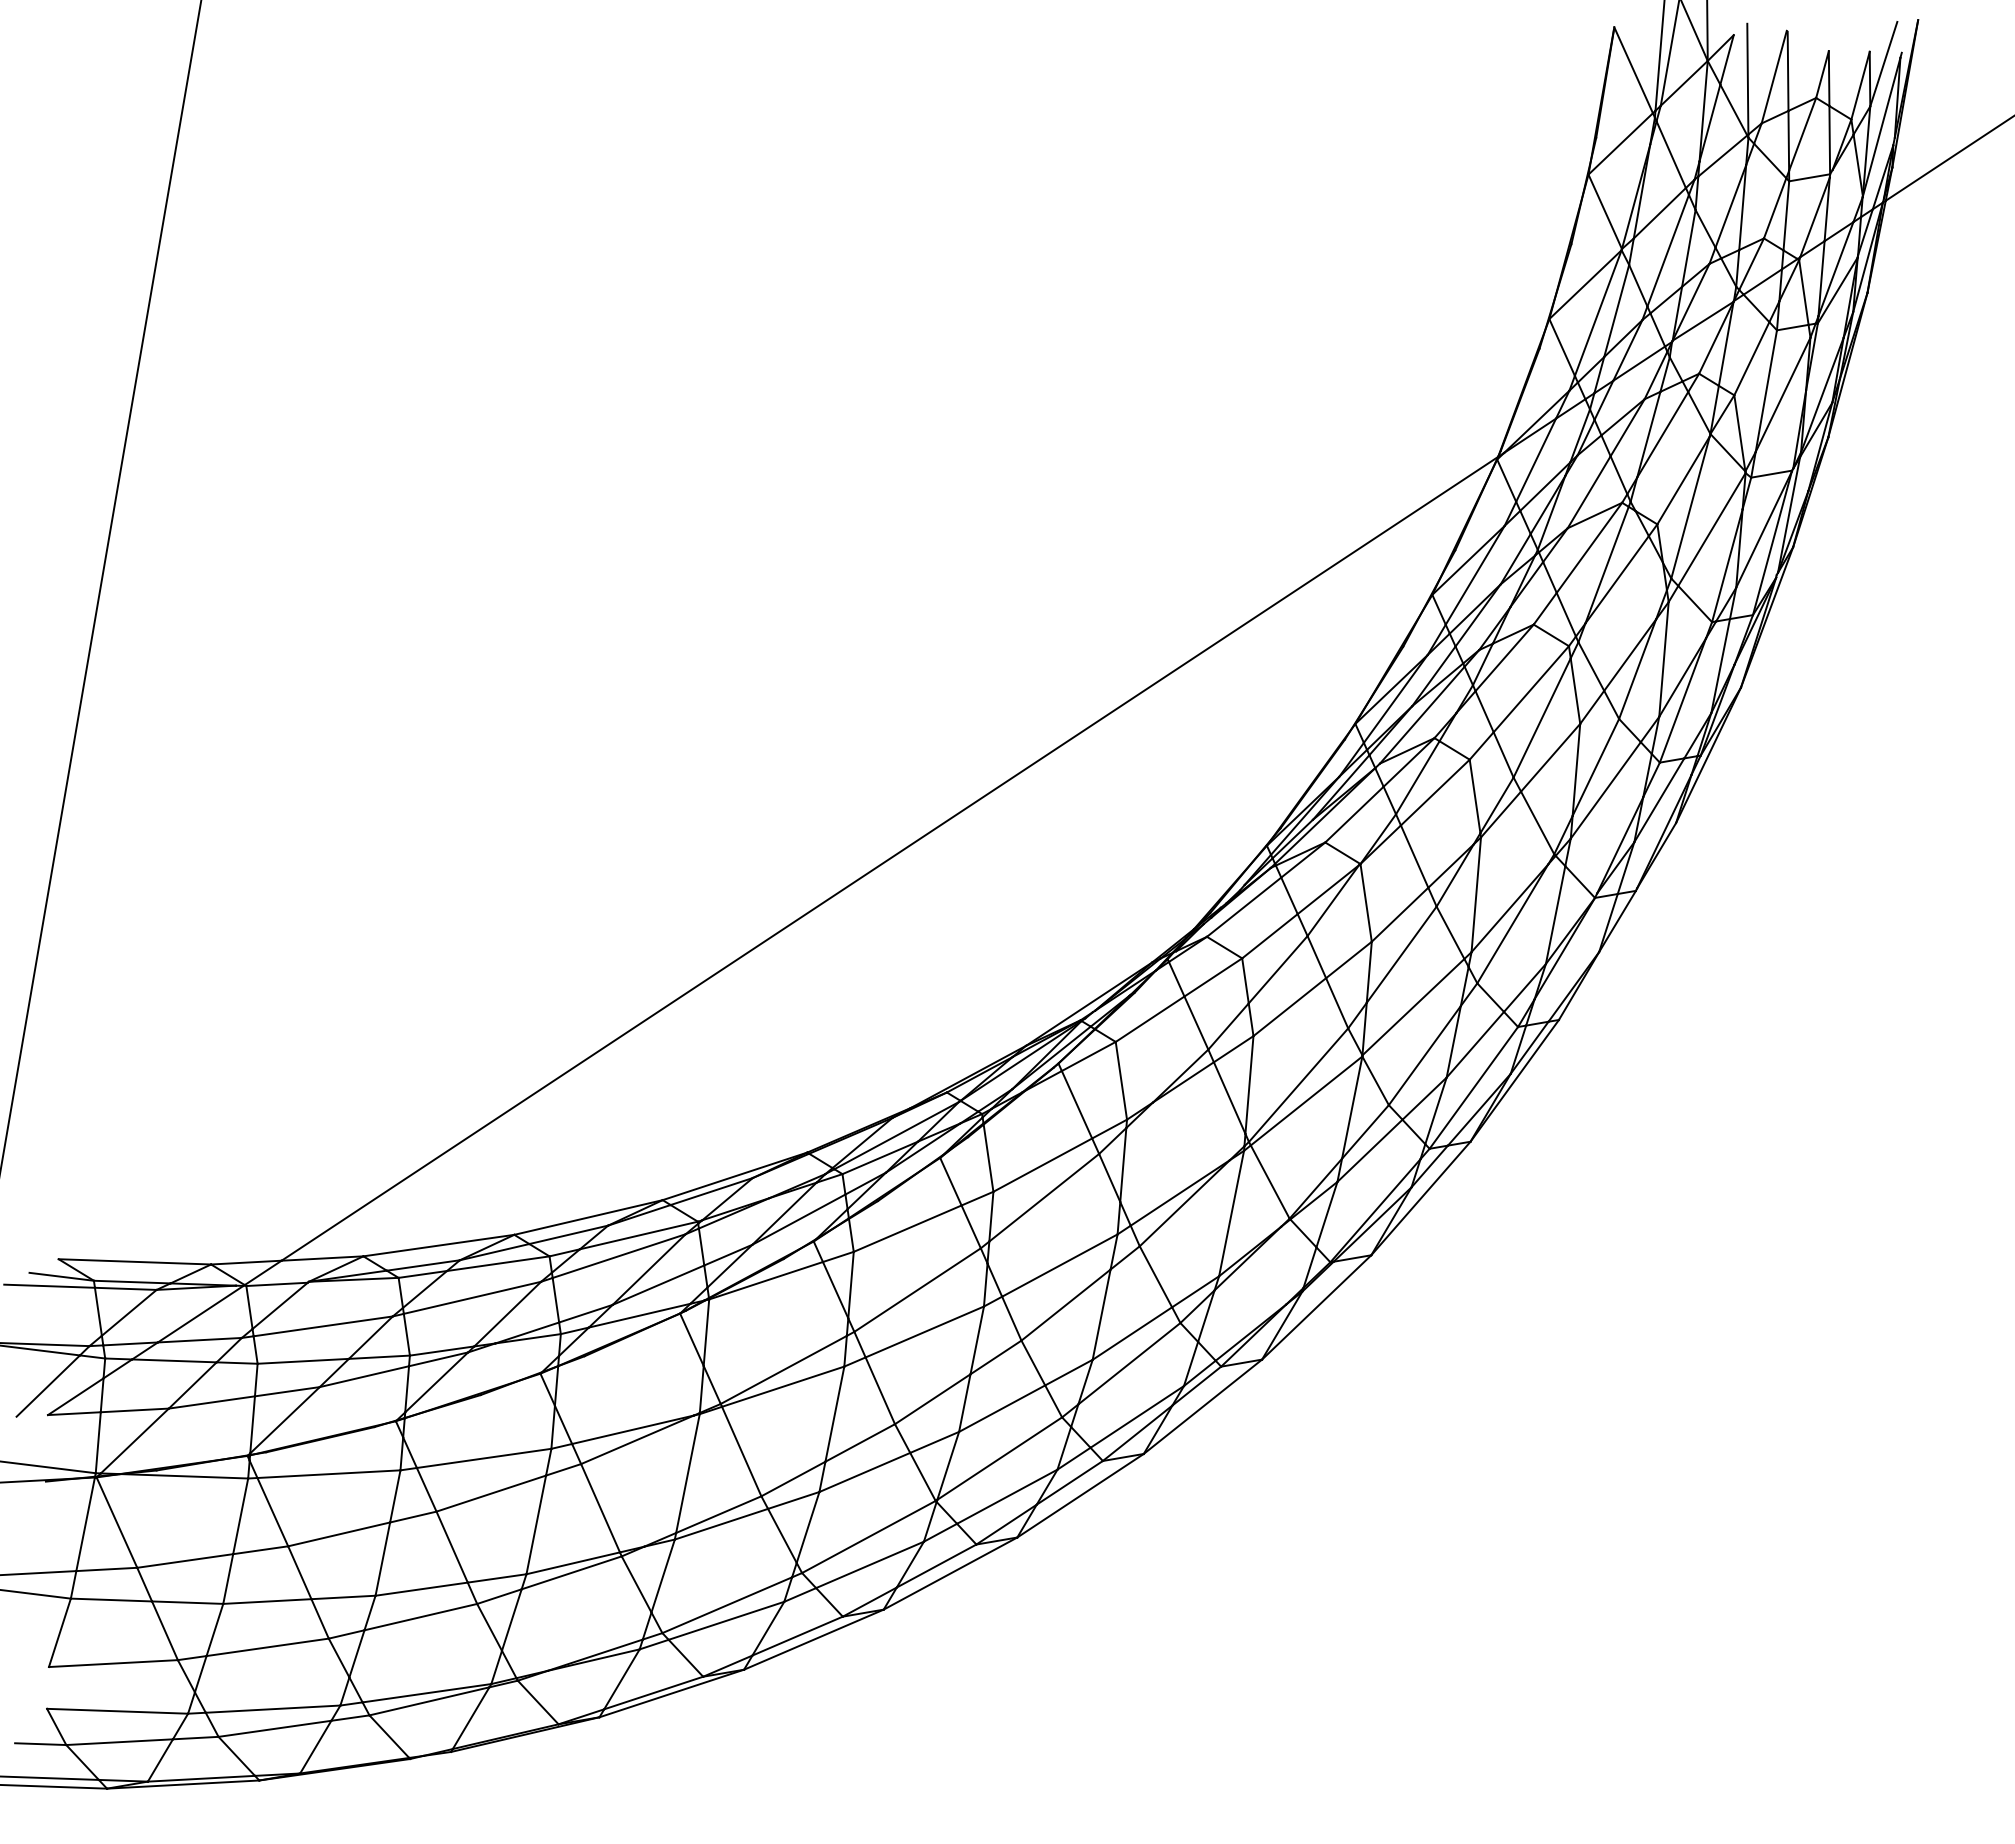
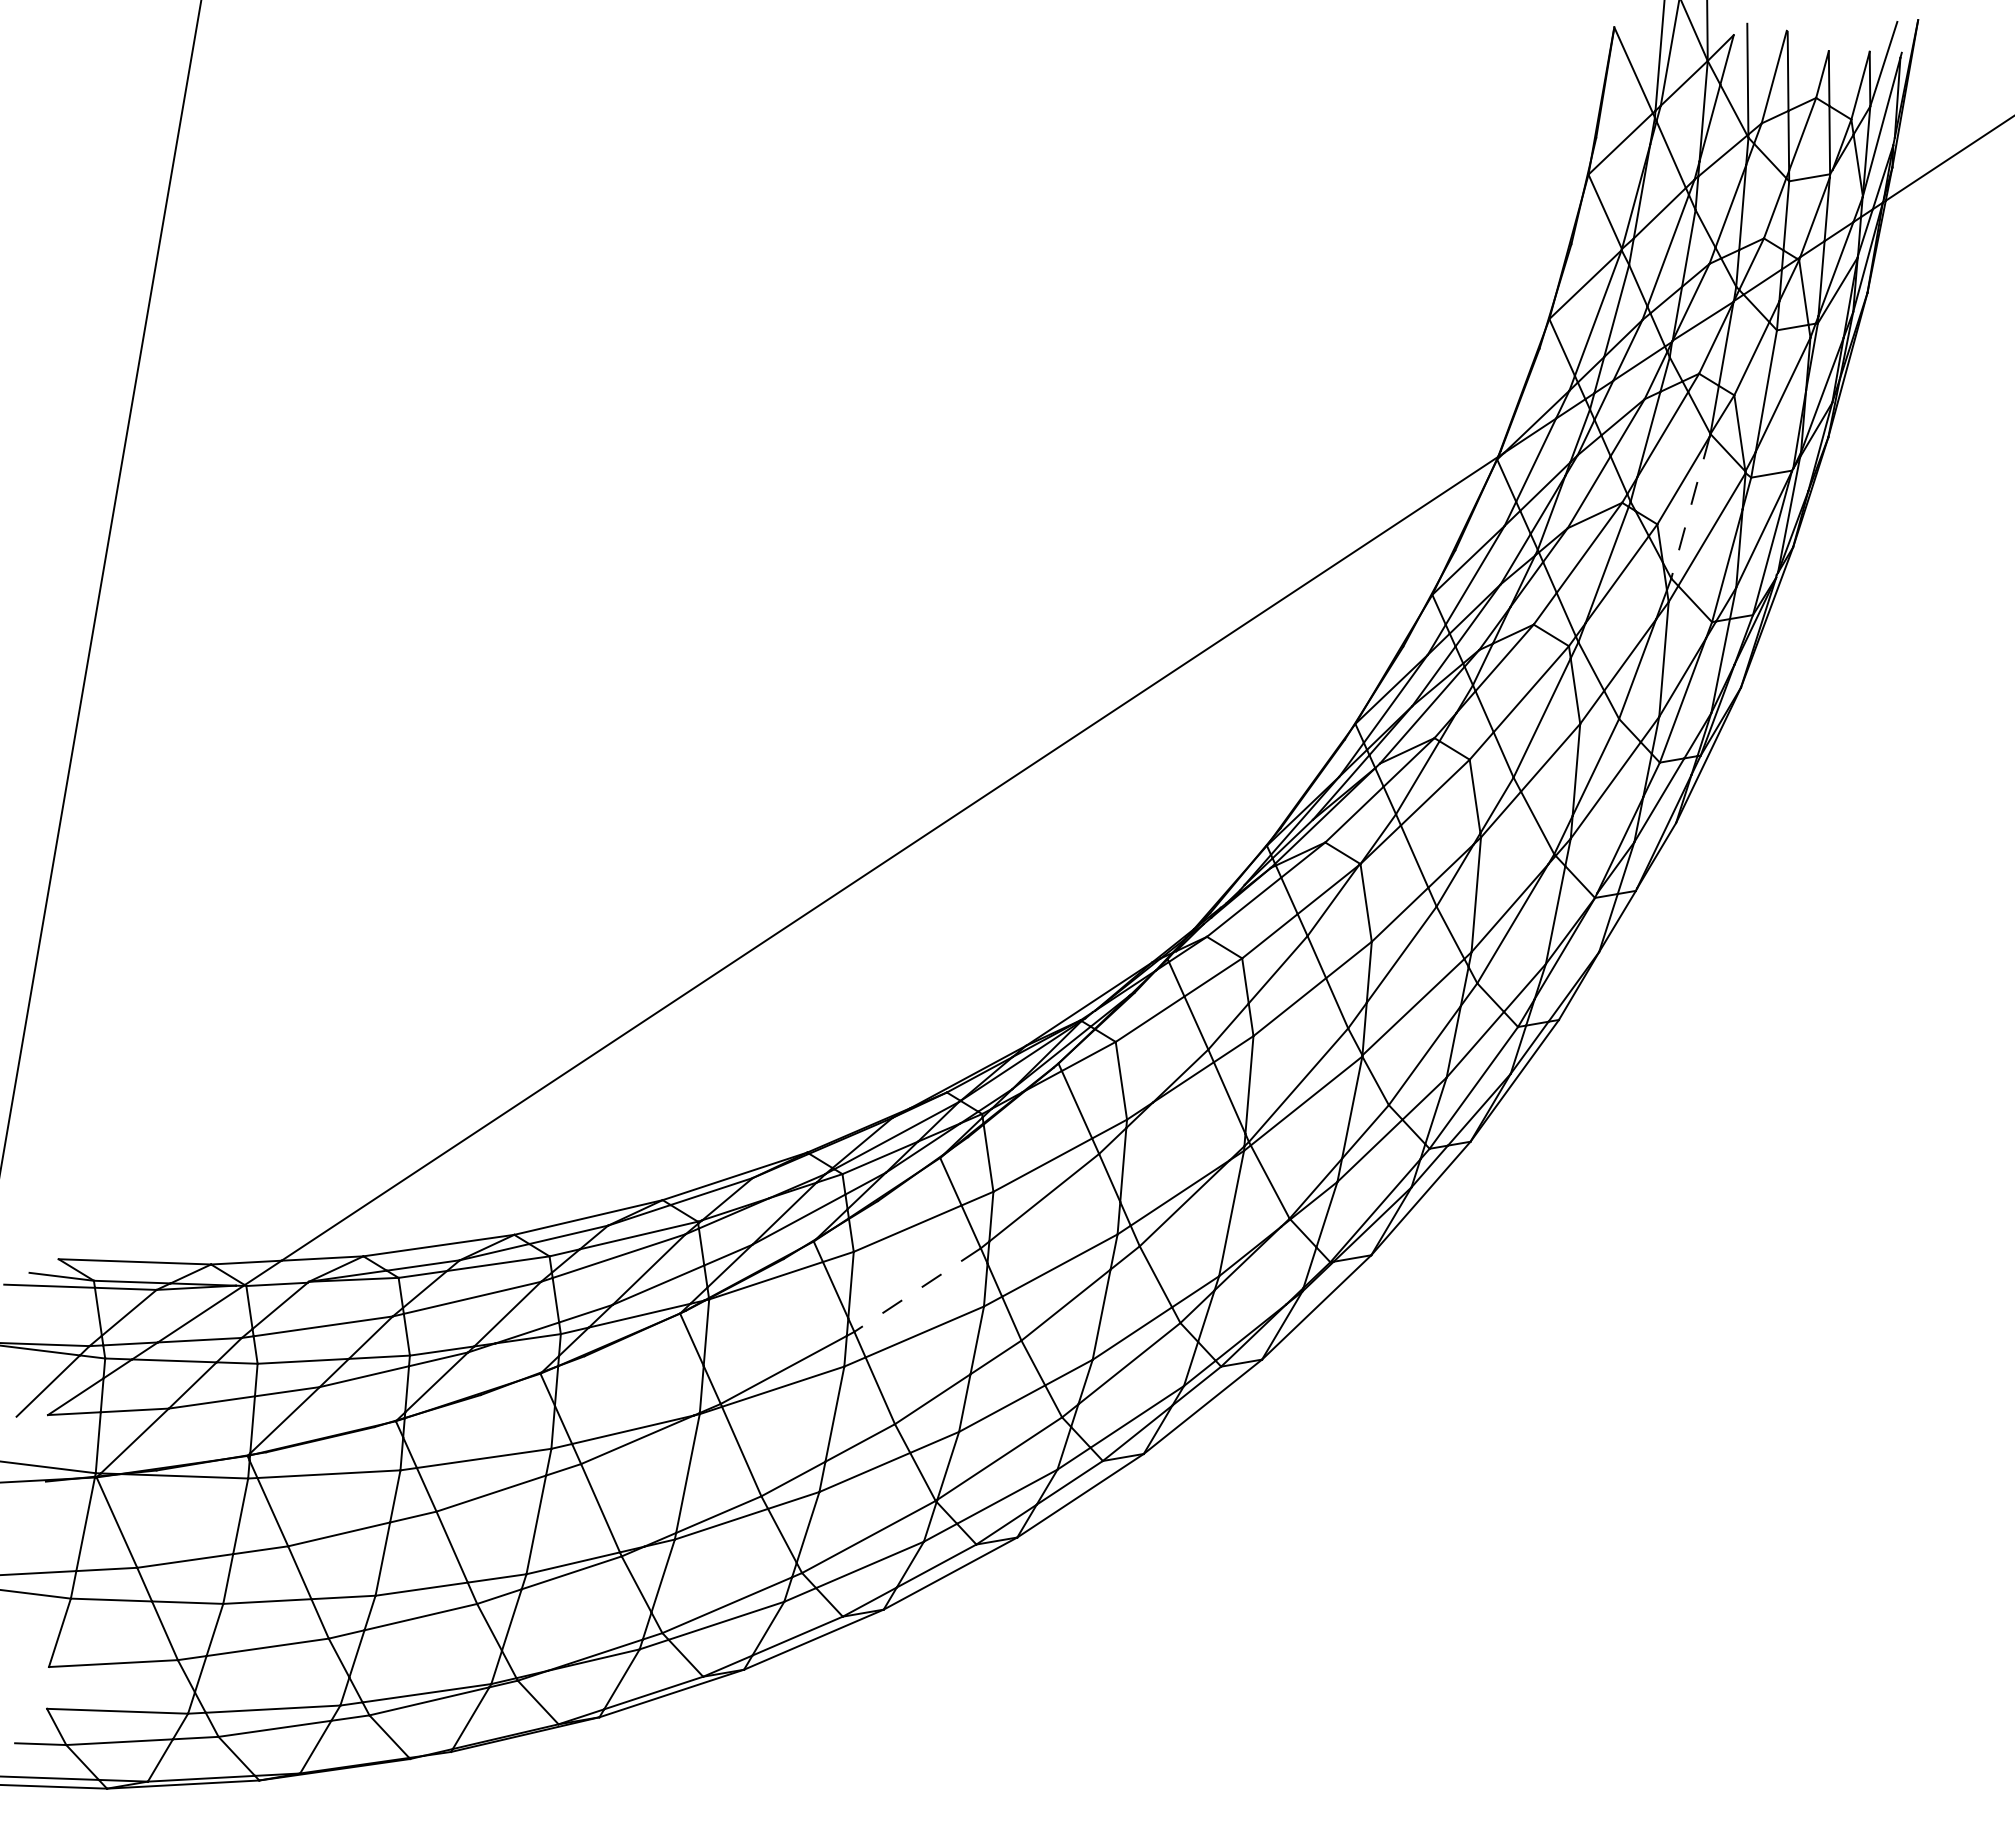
line: solid -> dashed (1690, 507)
line: solid -> dashed (917, 1290)
